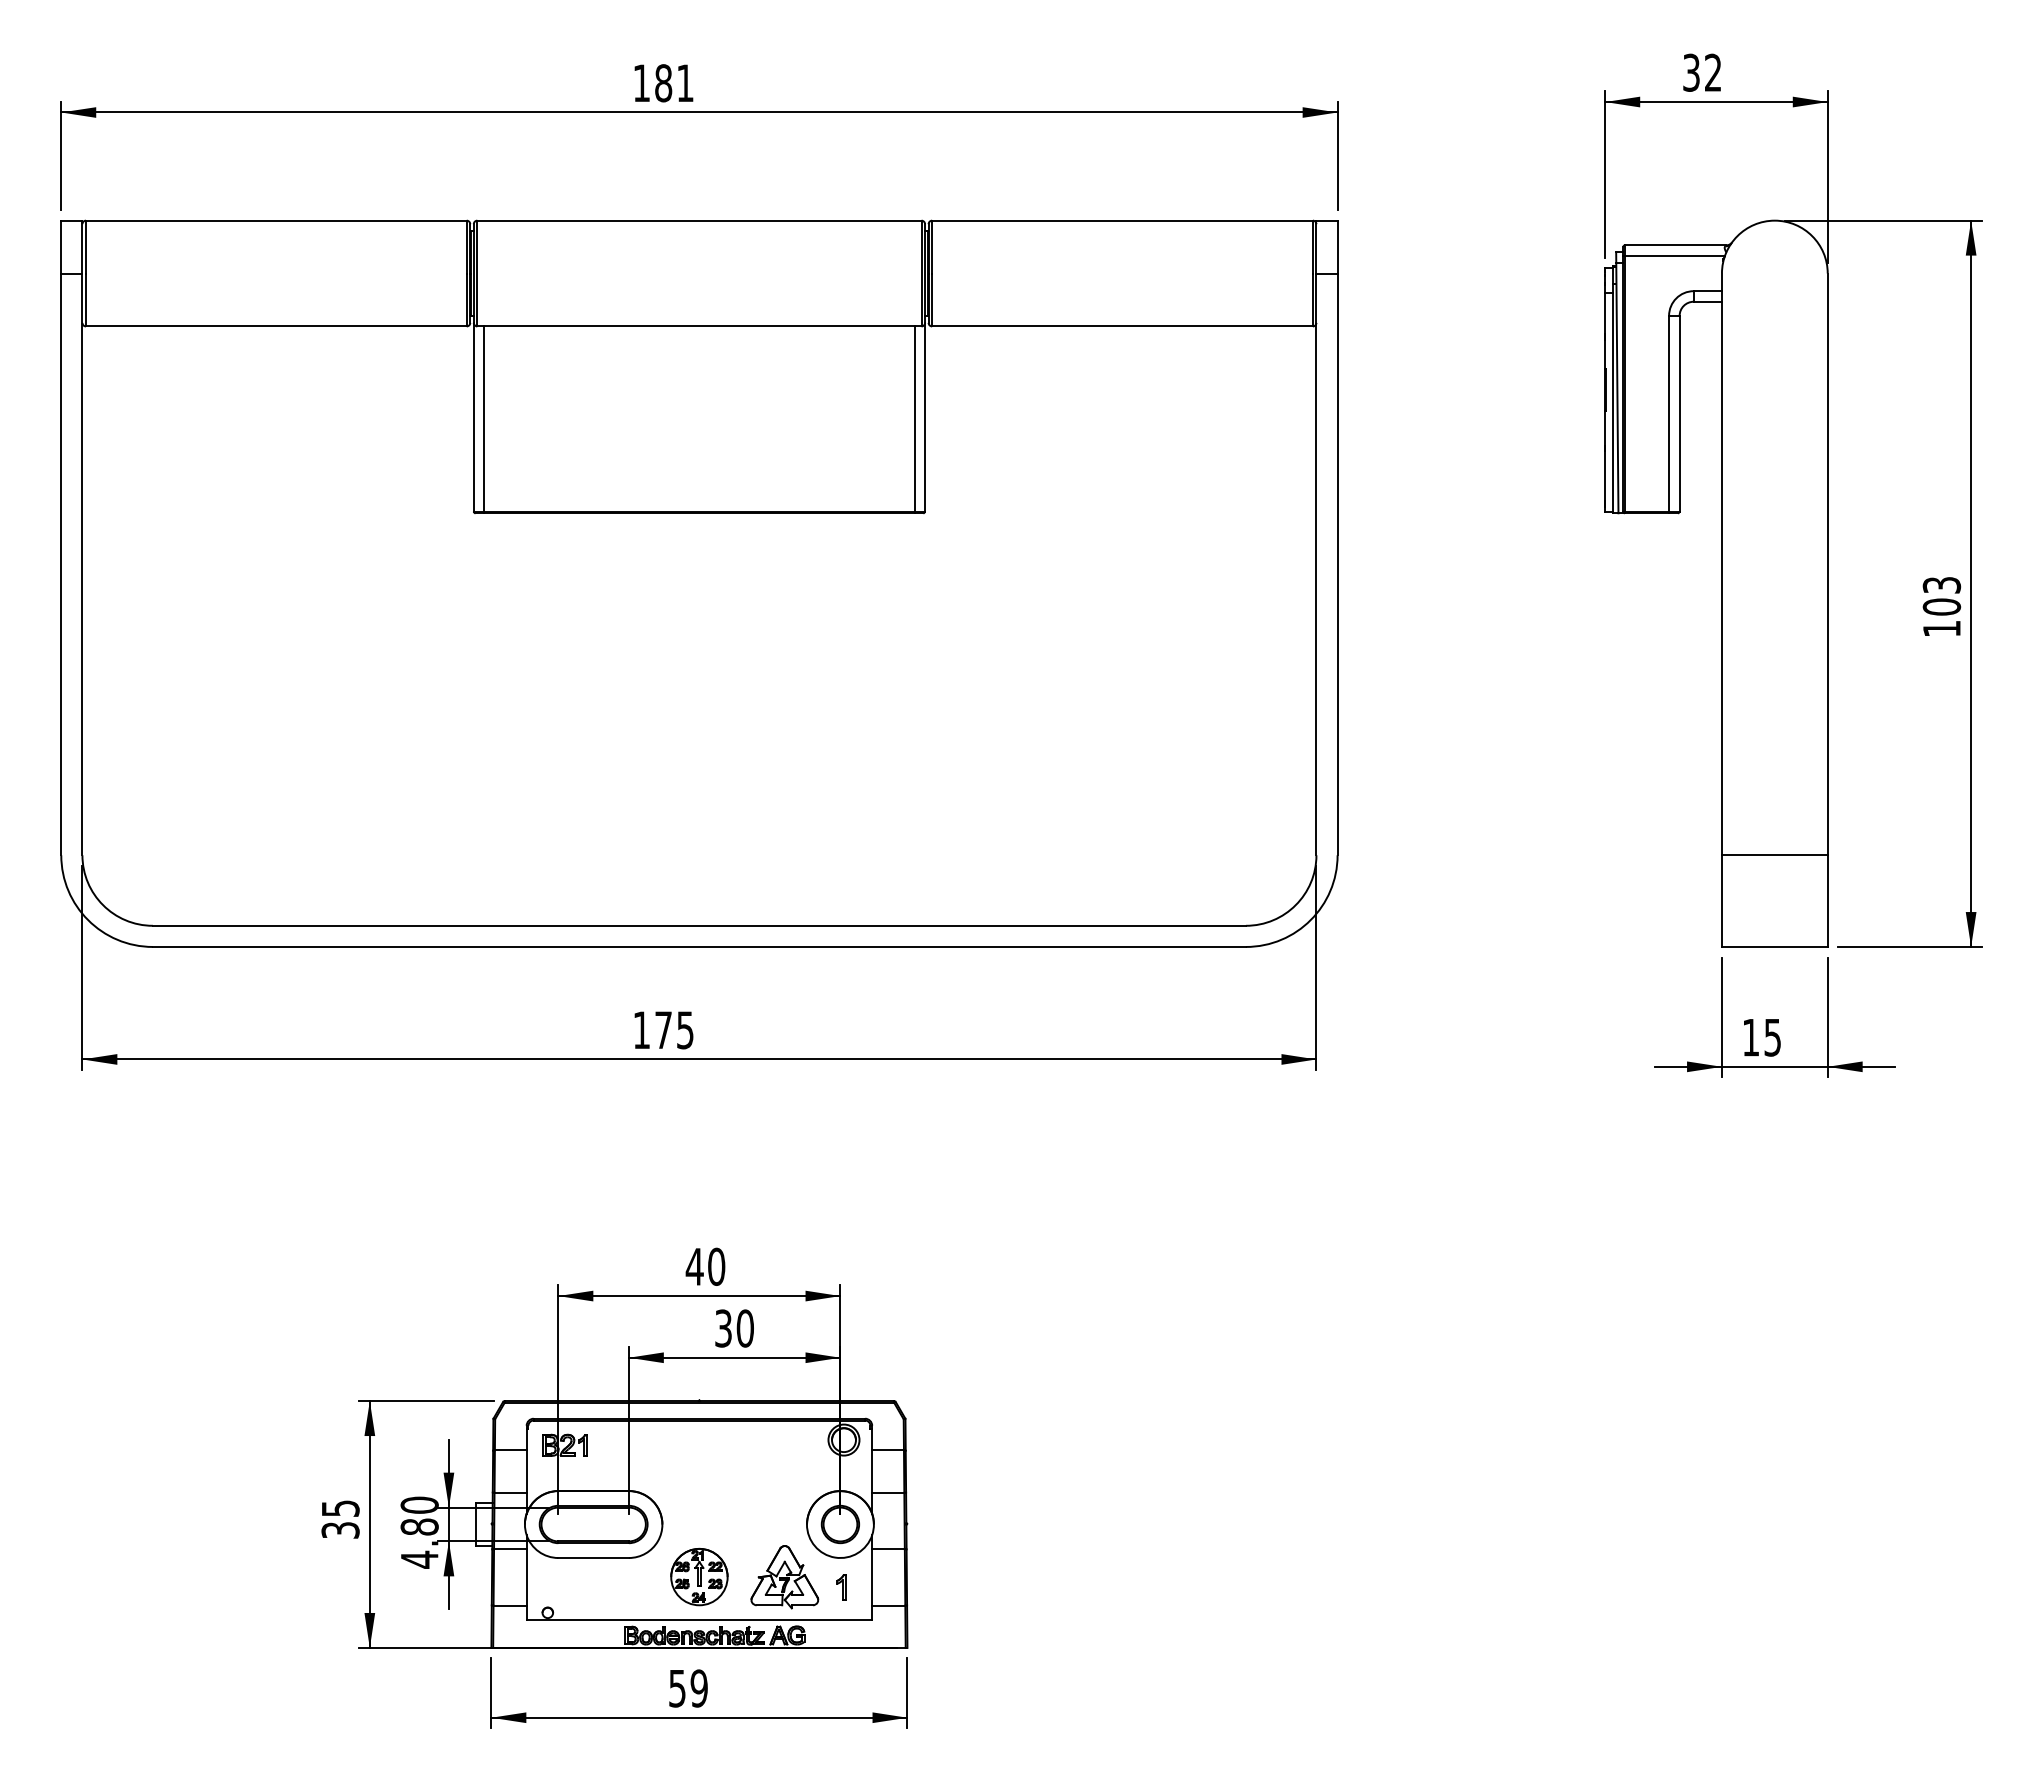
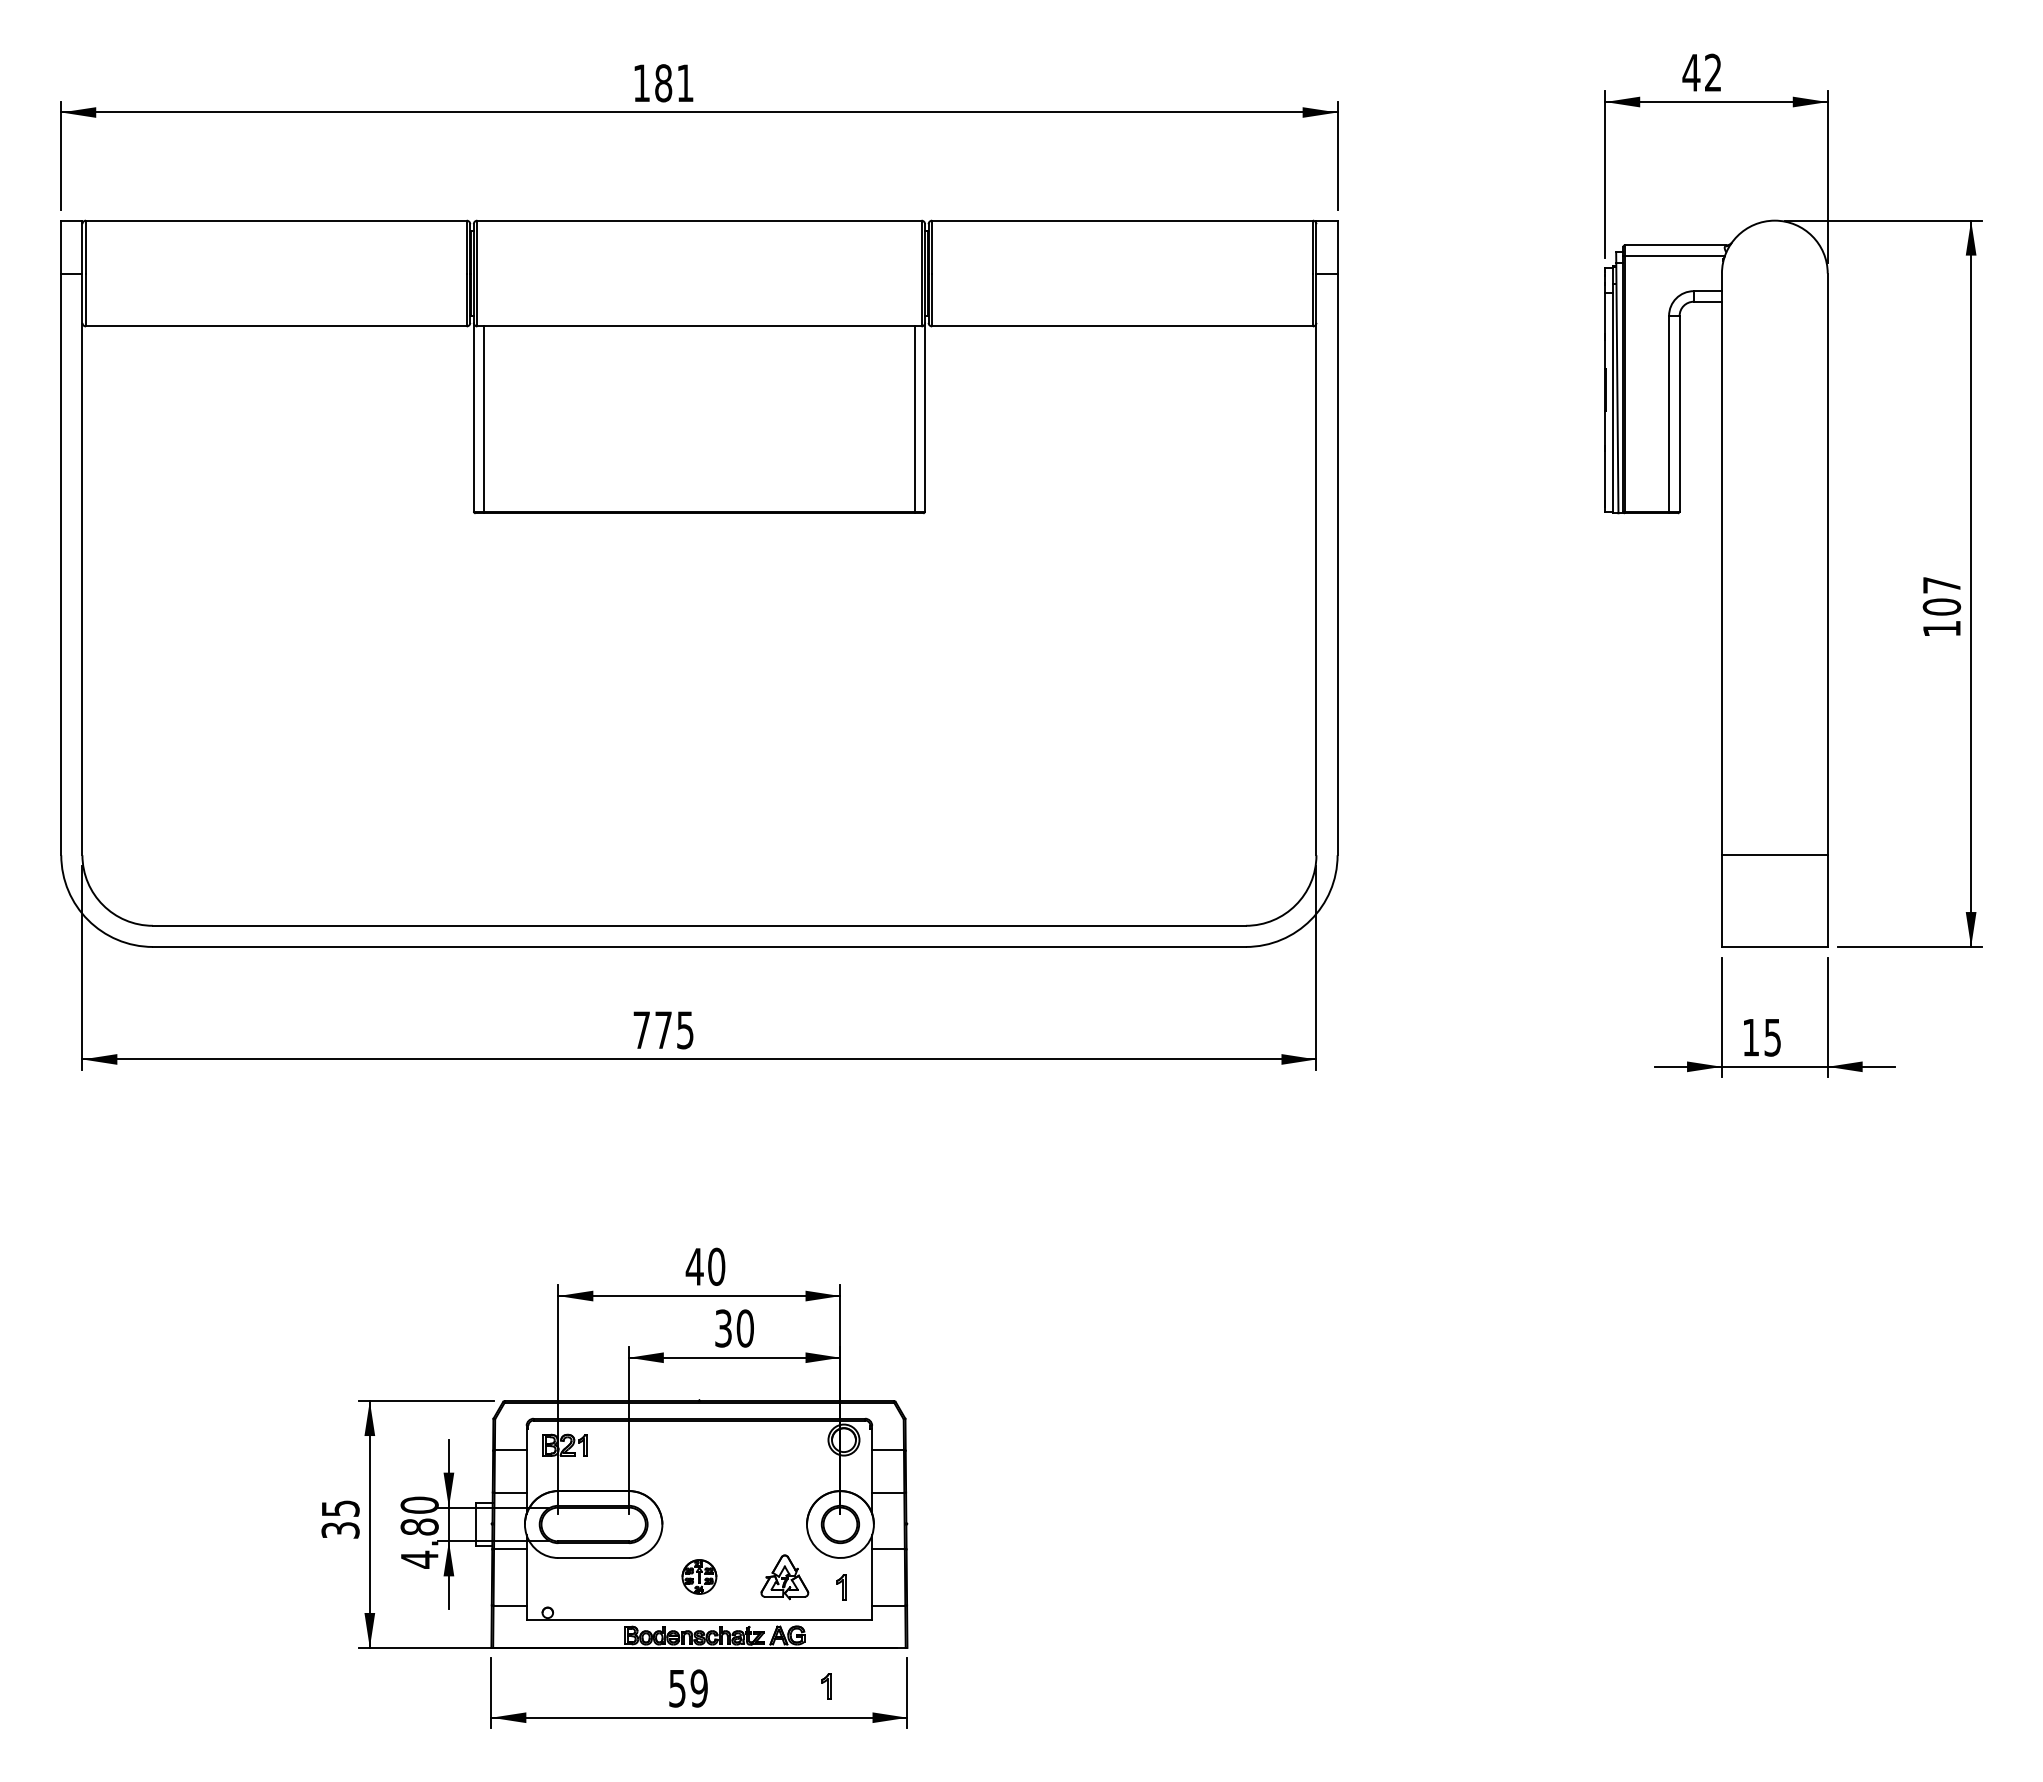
text: 32 -> 42 (1691, 72)
text: 103 -> 107 (1941, 585)
text: 175 -> 775 (641, 1029)
part size: 59x60 px -> 37x36 px (699, 1576)
part size: 70x65 px -> 50x47 px (784, 1577)
part: none -> present (826, 1686)
